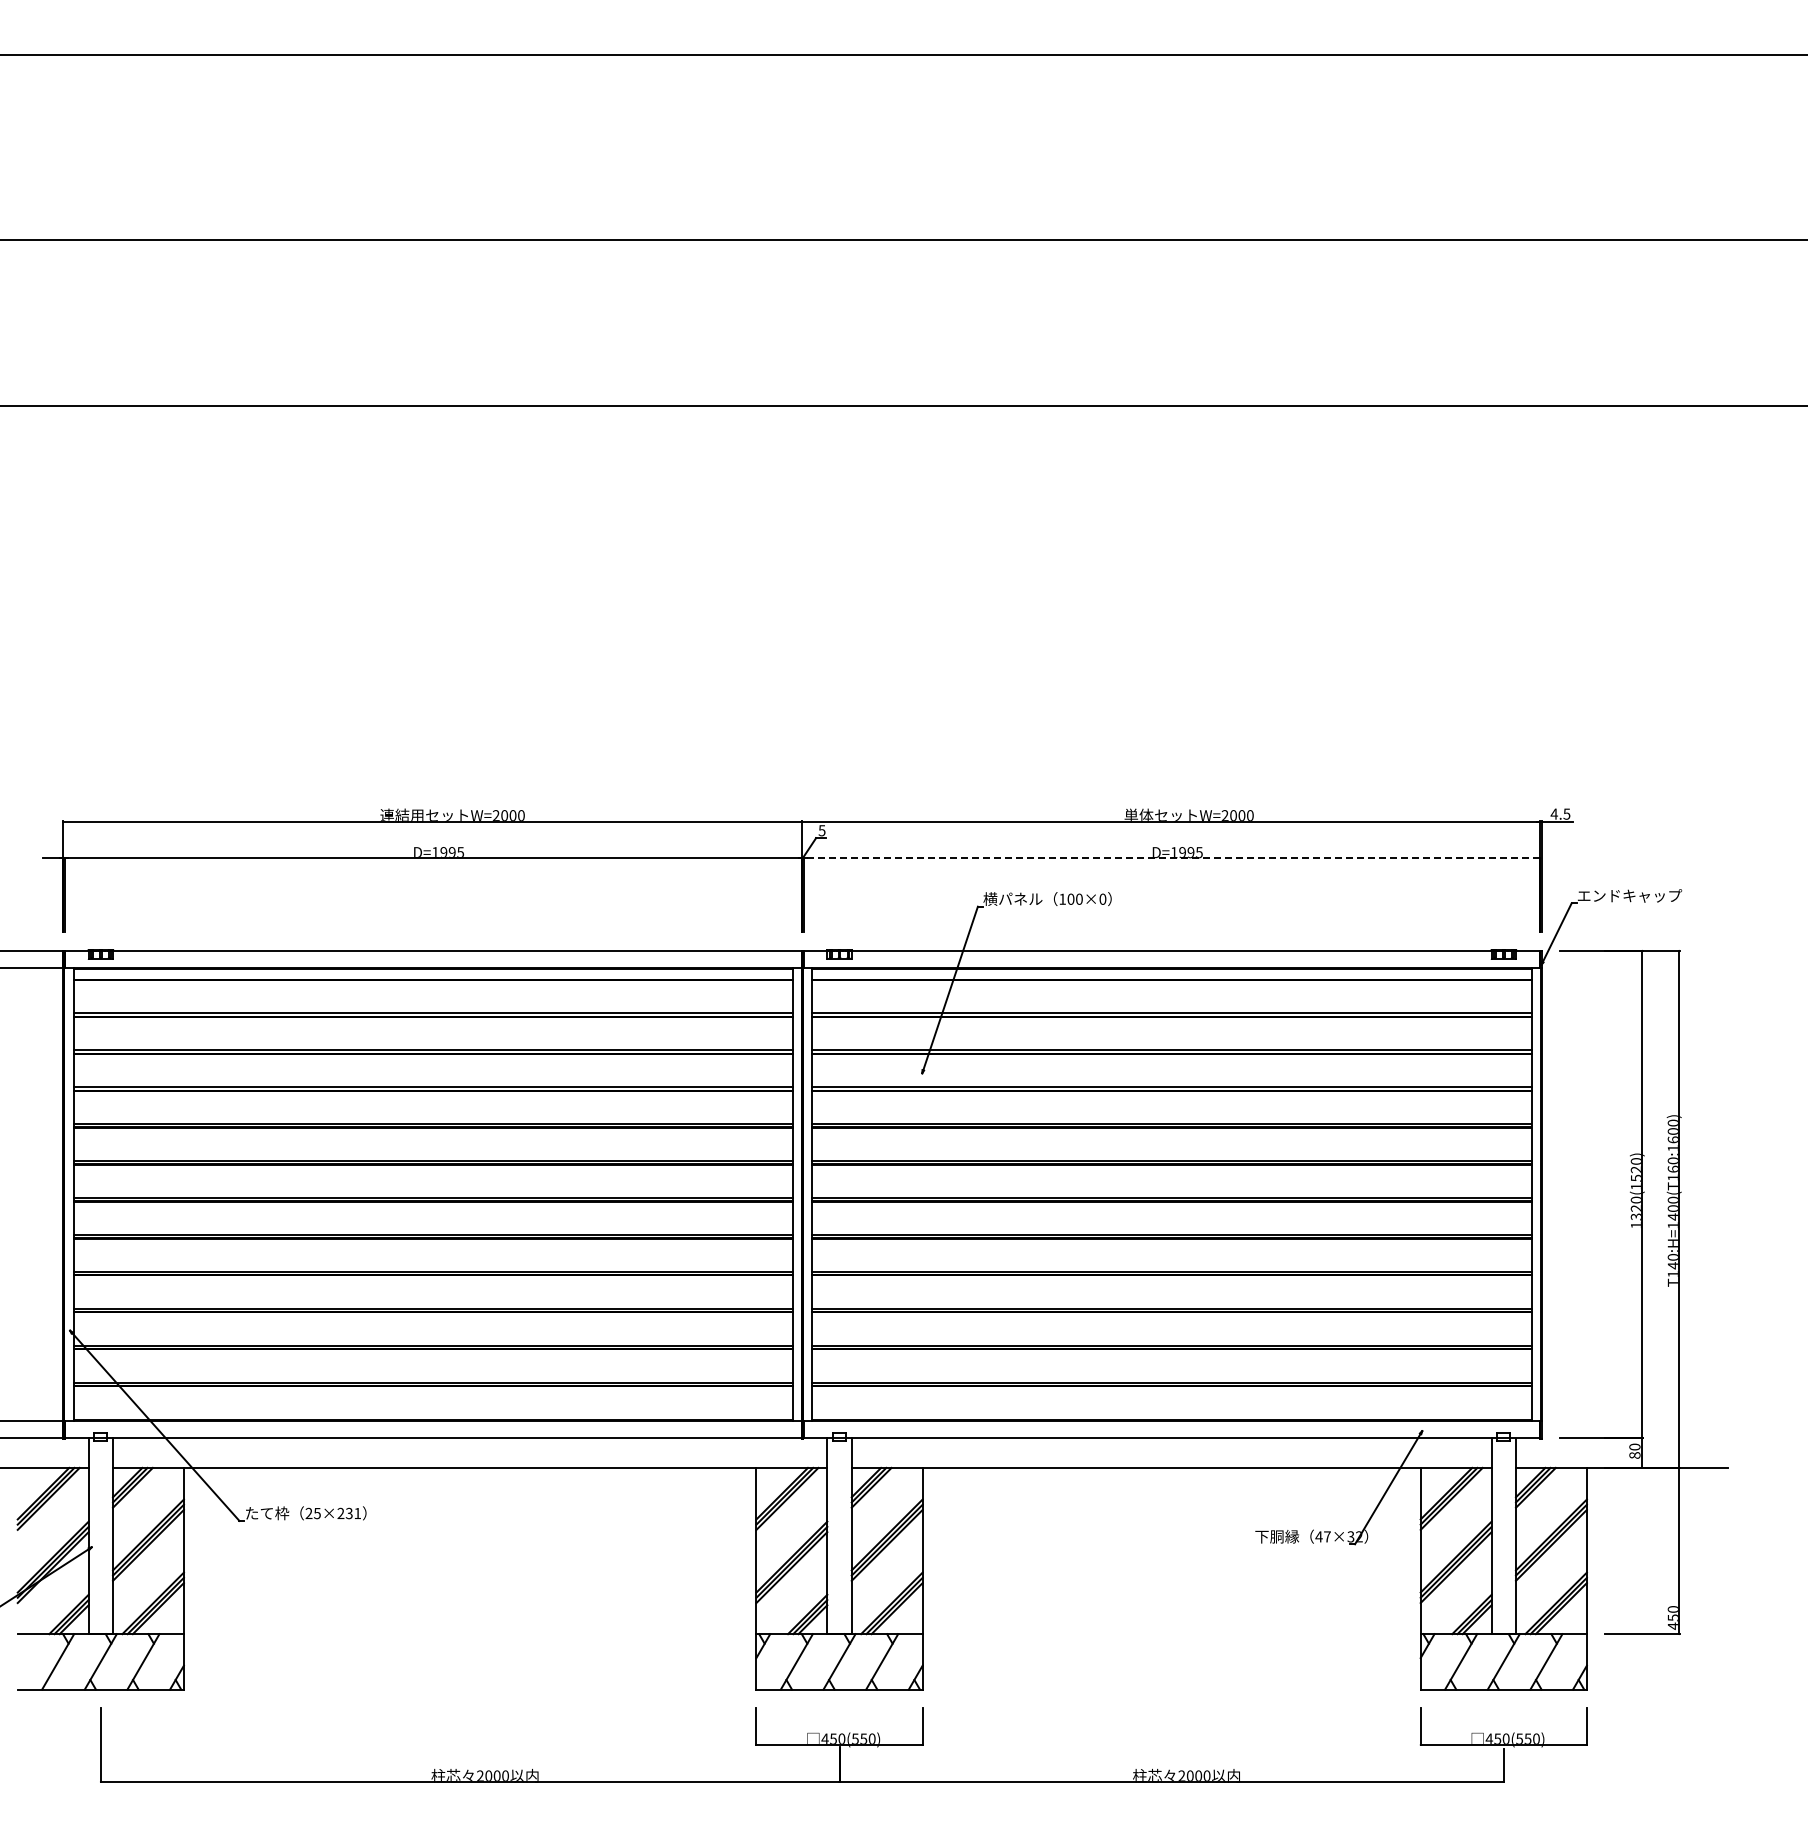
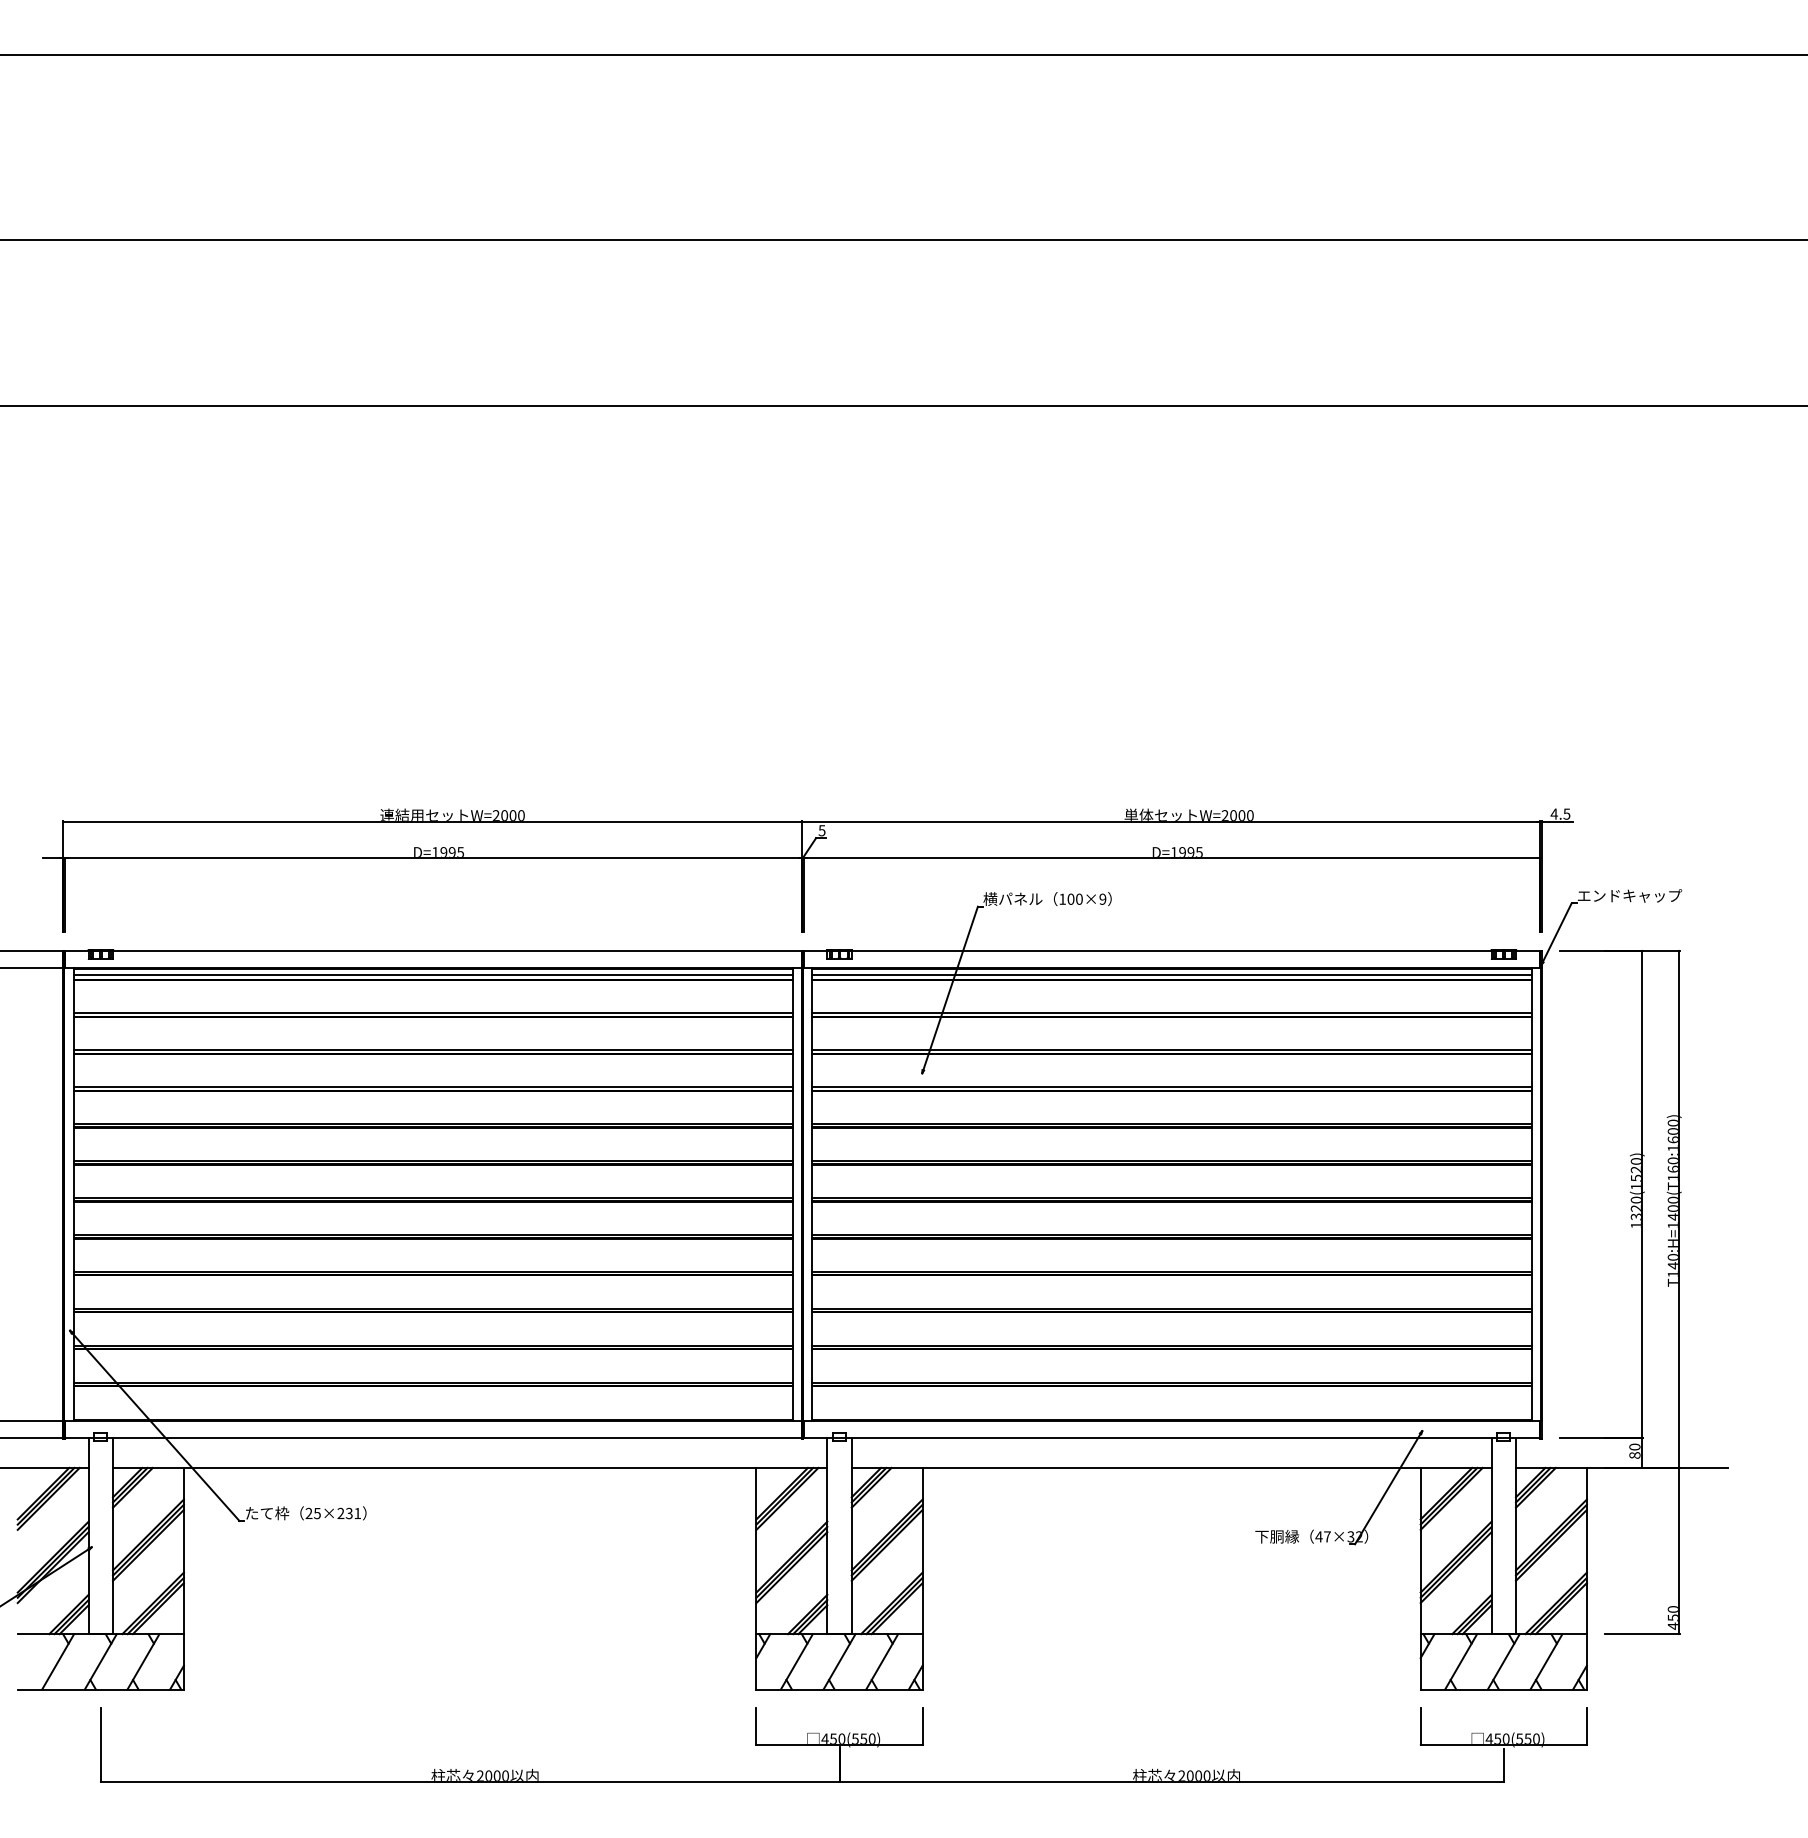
line: dashed -> solid (1171, 858)
text: 100×0 -> 100×9 (1102, 898)
line: none -> present (432, 974)
line: none -> present (1171, 974)
